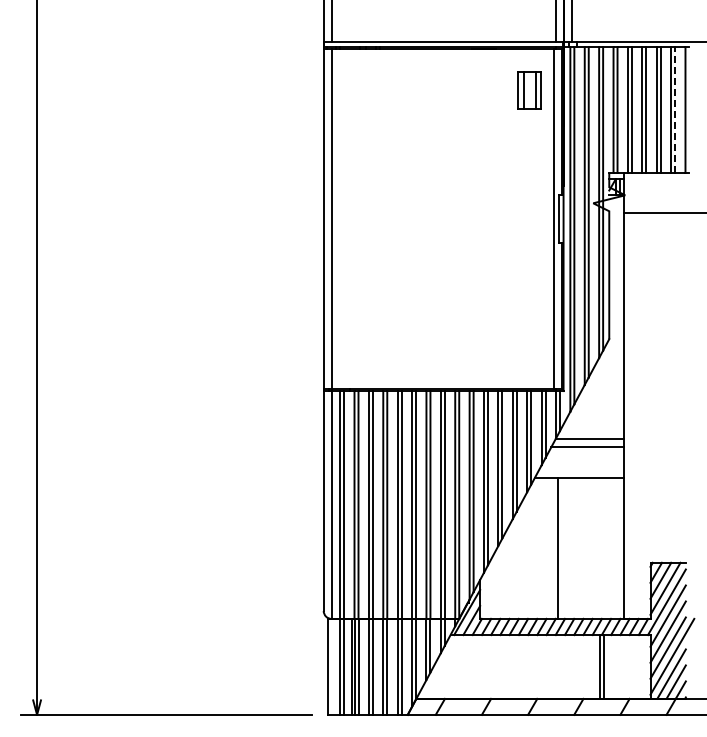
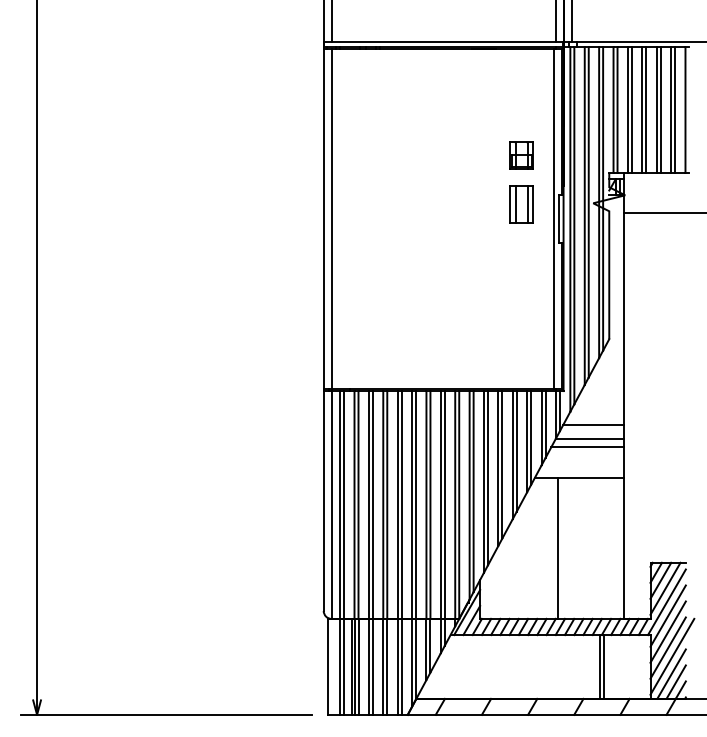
part position: (529, 90) -> (521, 204) (521, 204)
line: dashed -> solid (675, 110)
part: none -> present (521, 155)
line: none -> present (593, 424)
